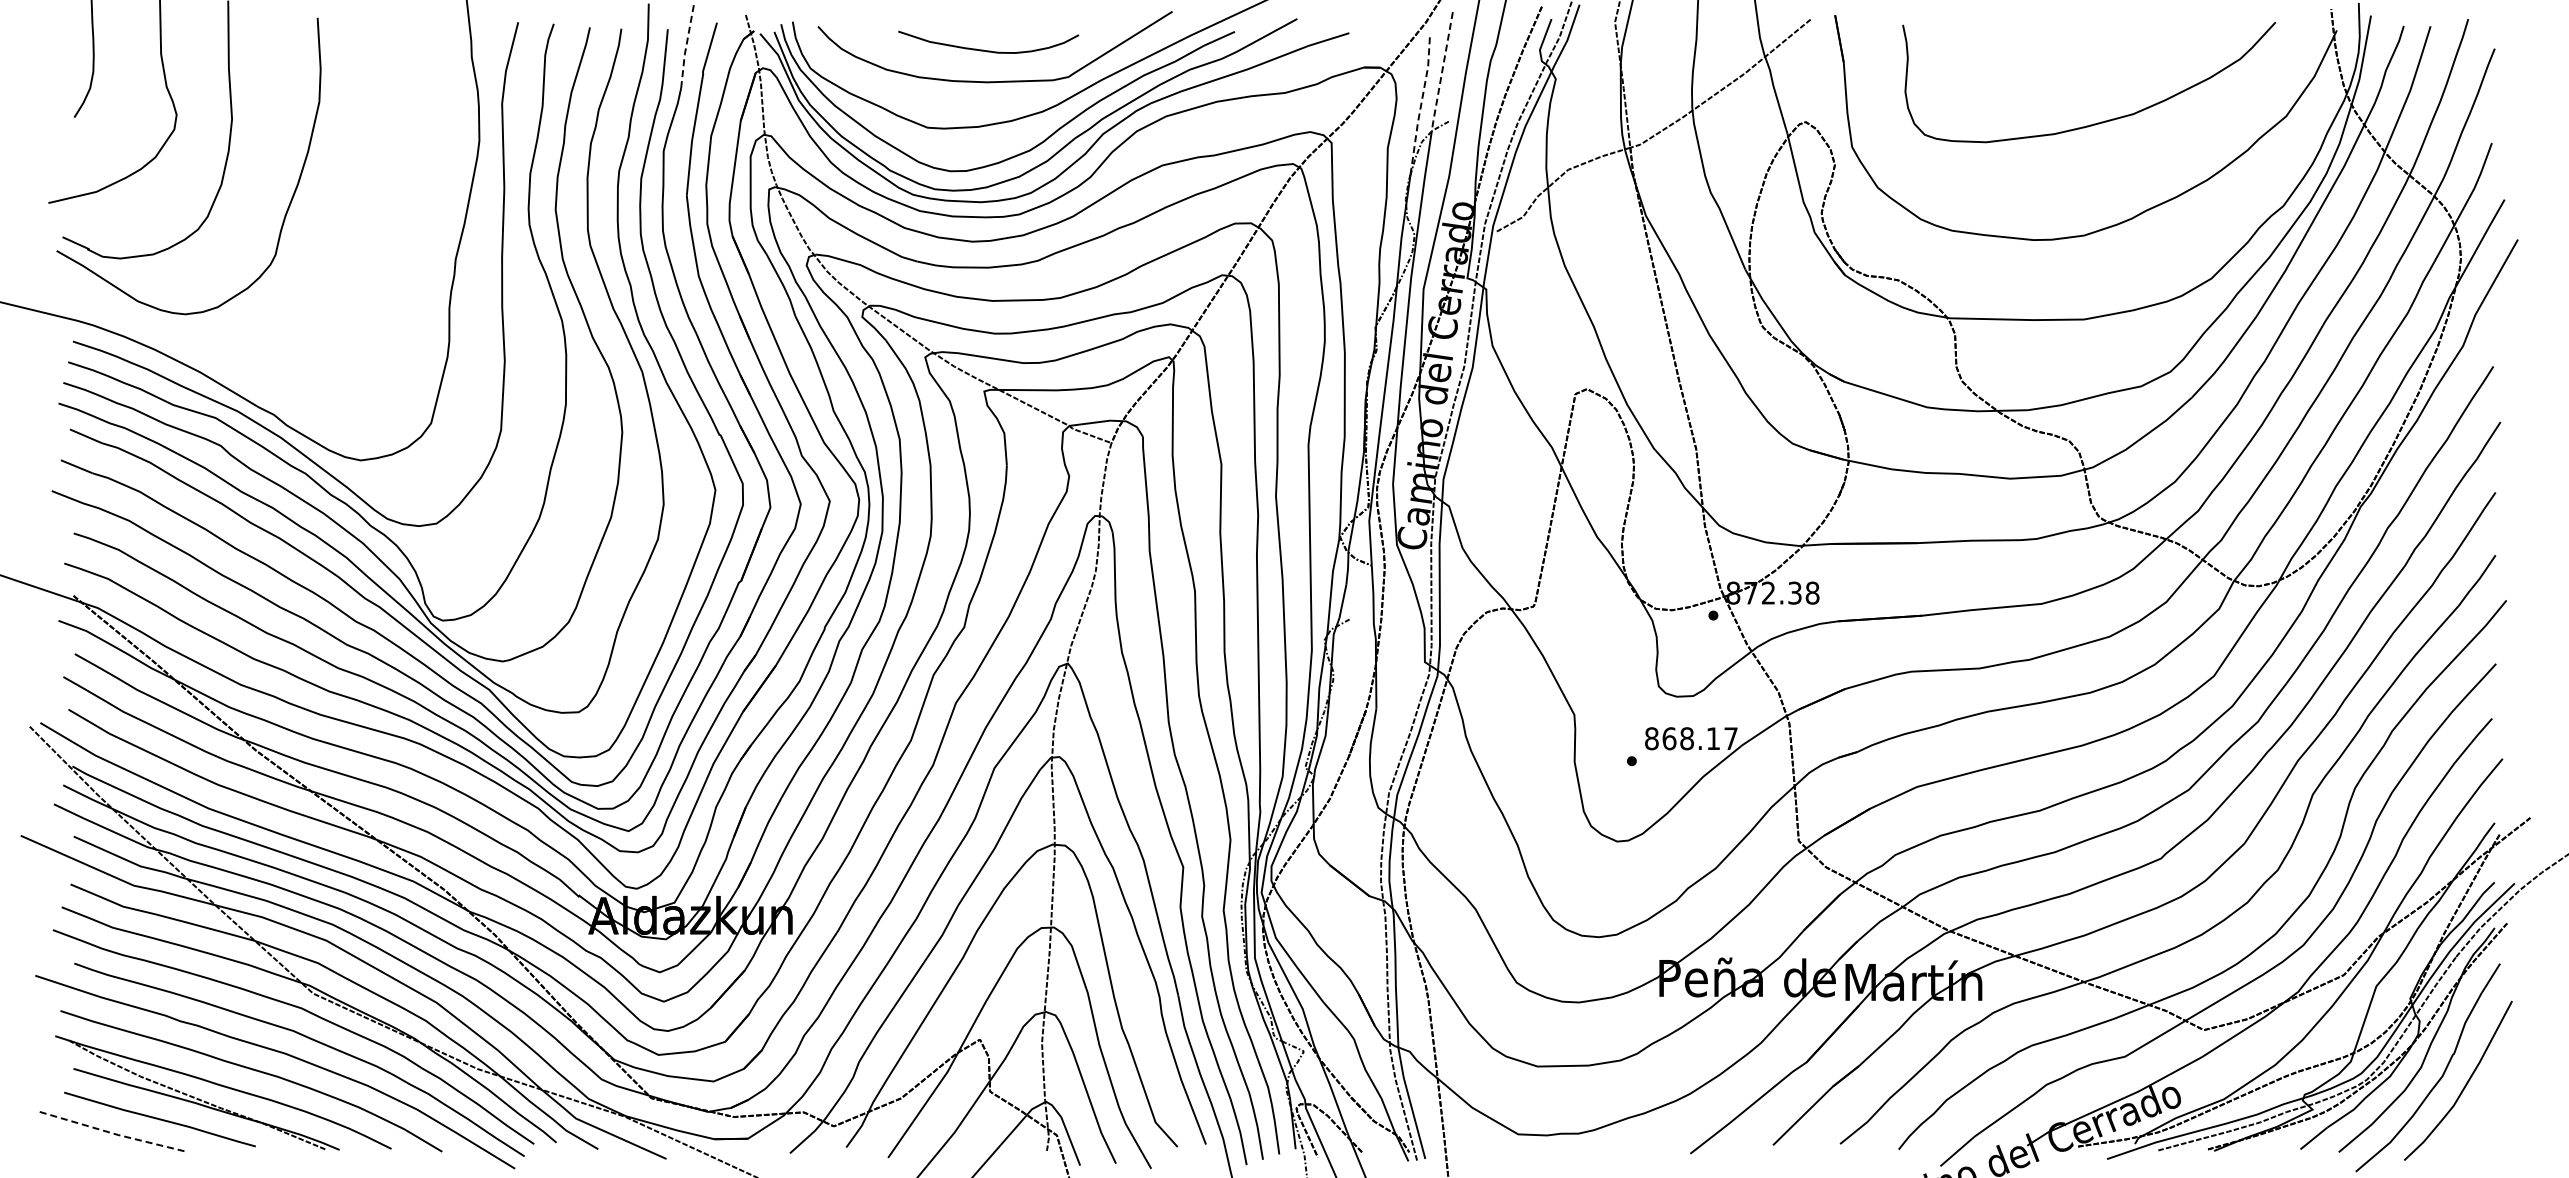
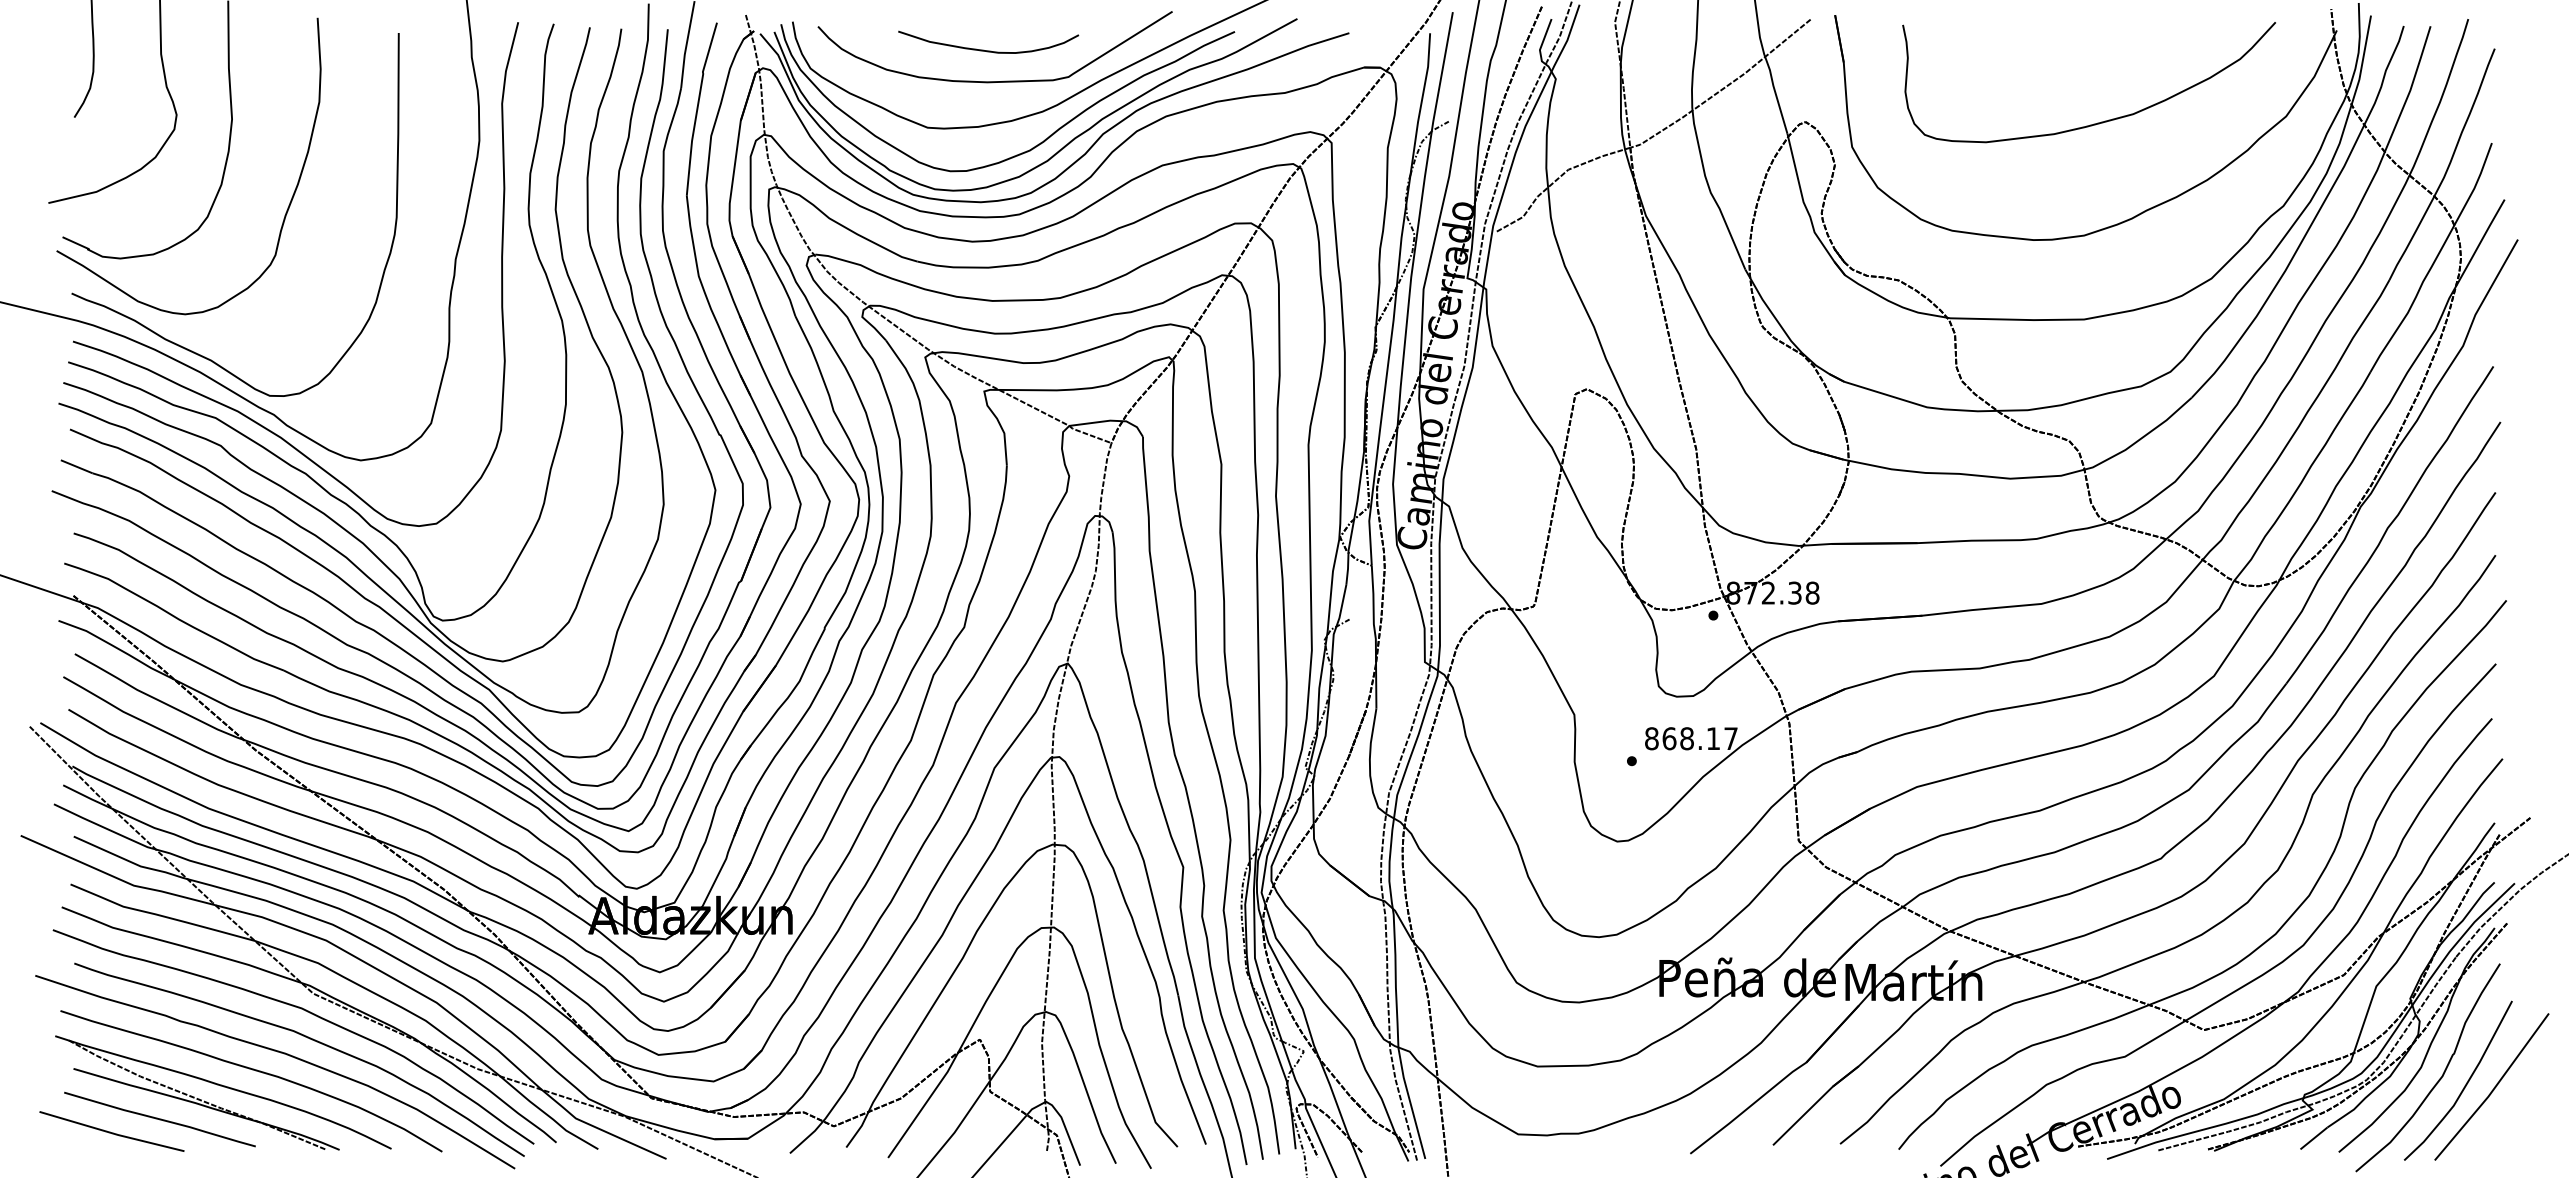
line: dashed -> solid (686, 44)
line: dashed -> solid (1442, 72)
line: dashed -> solid (1421, 103)
curve: none -> present (177, 343)
line: none -> present (2493, 1087)
line: dashed -> solid (112, 1133)
